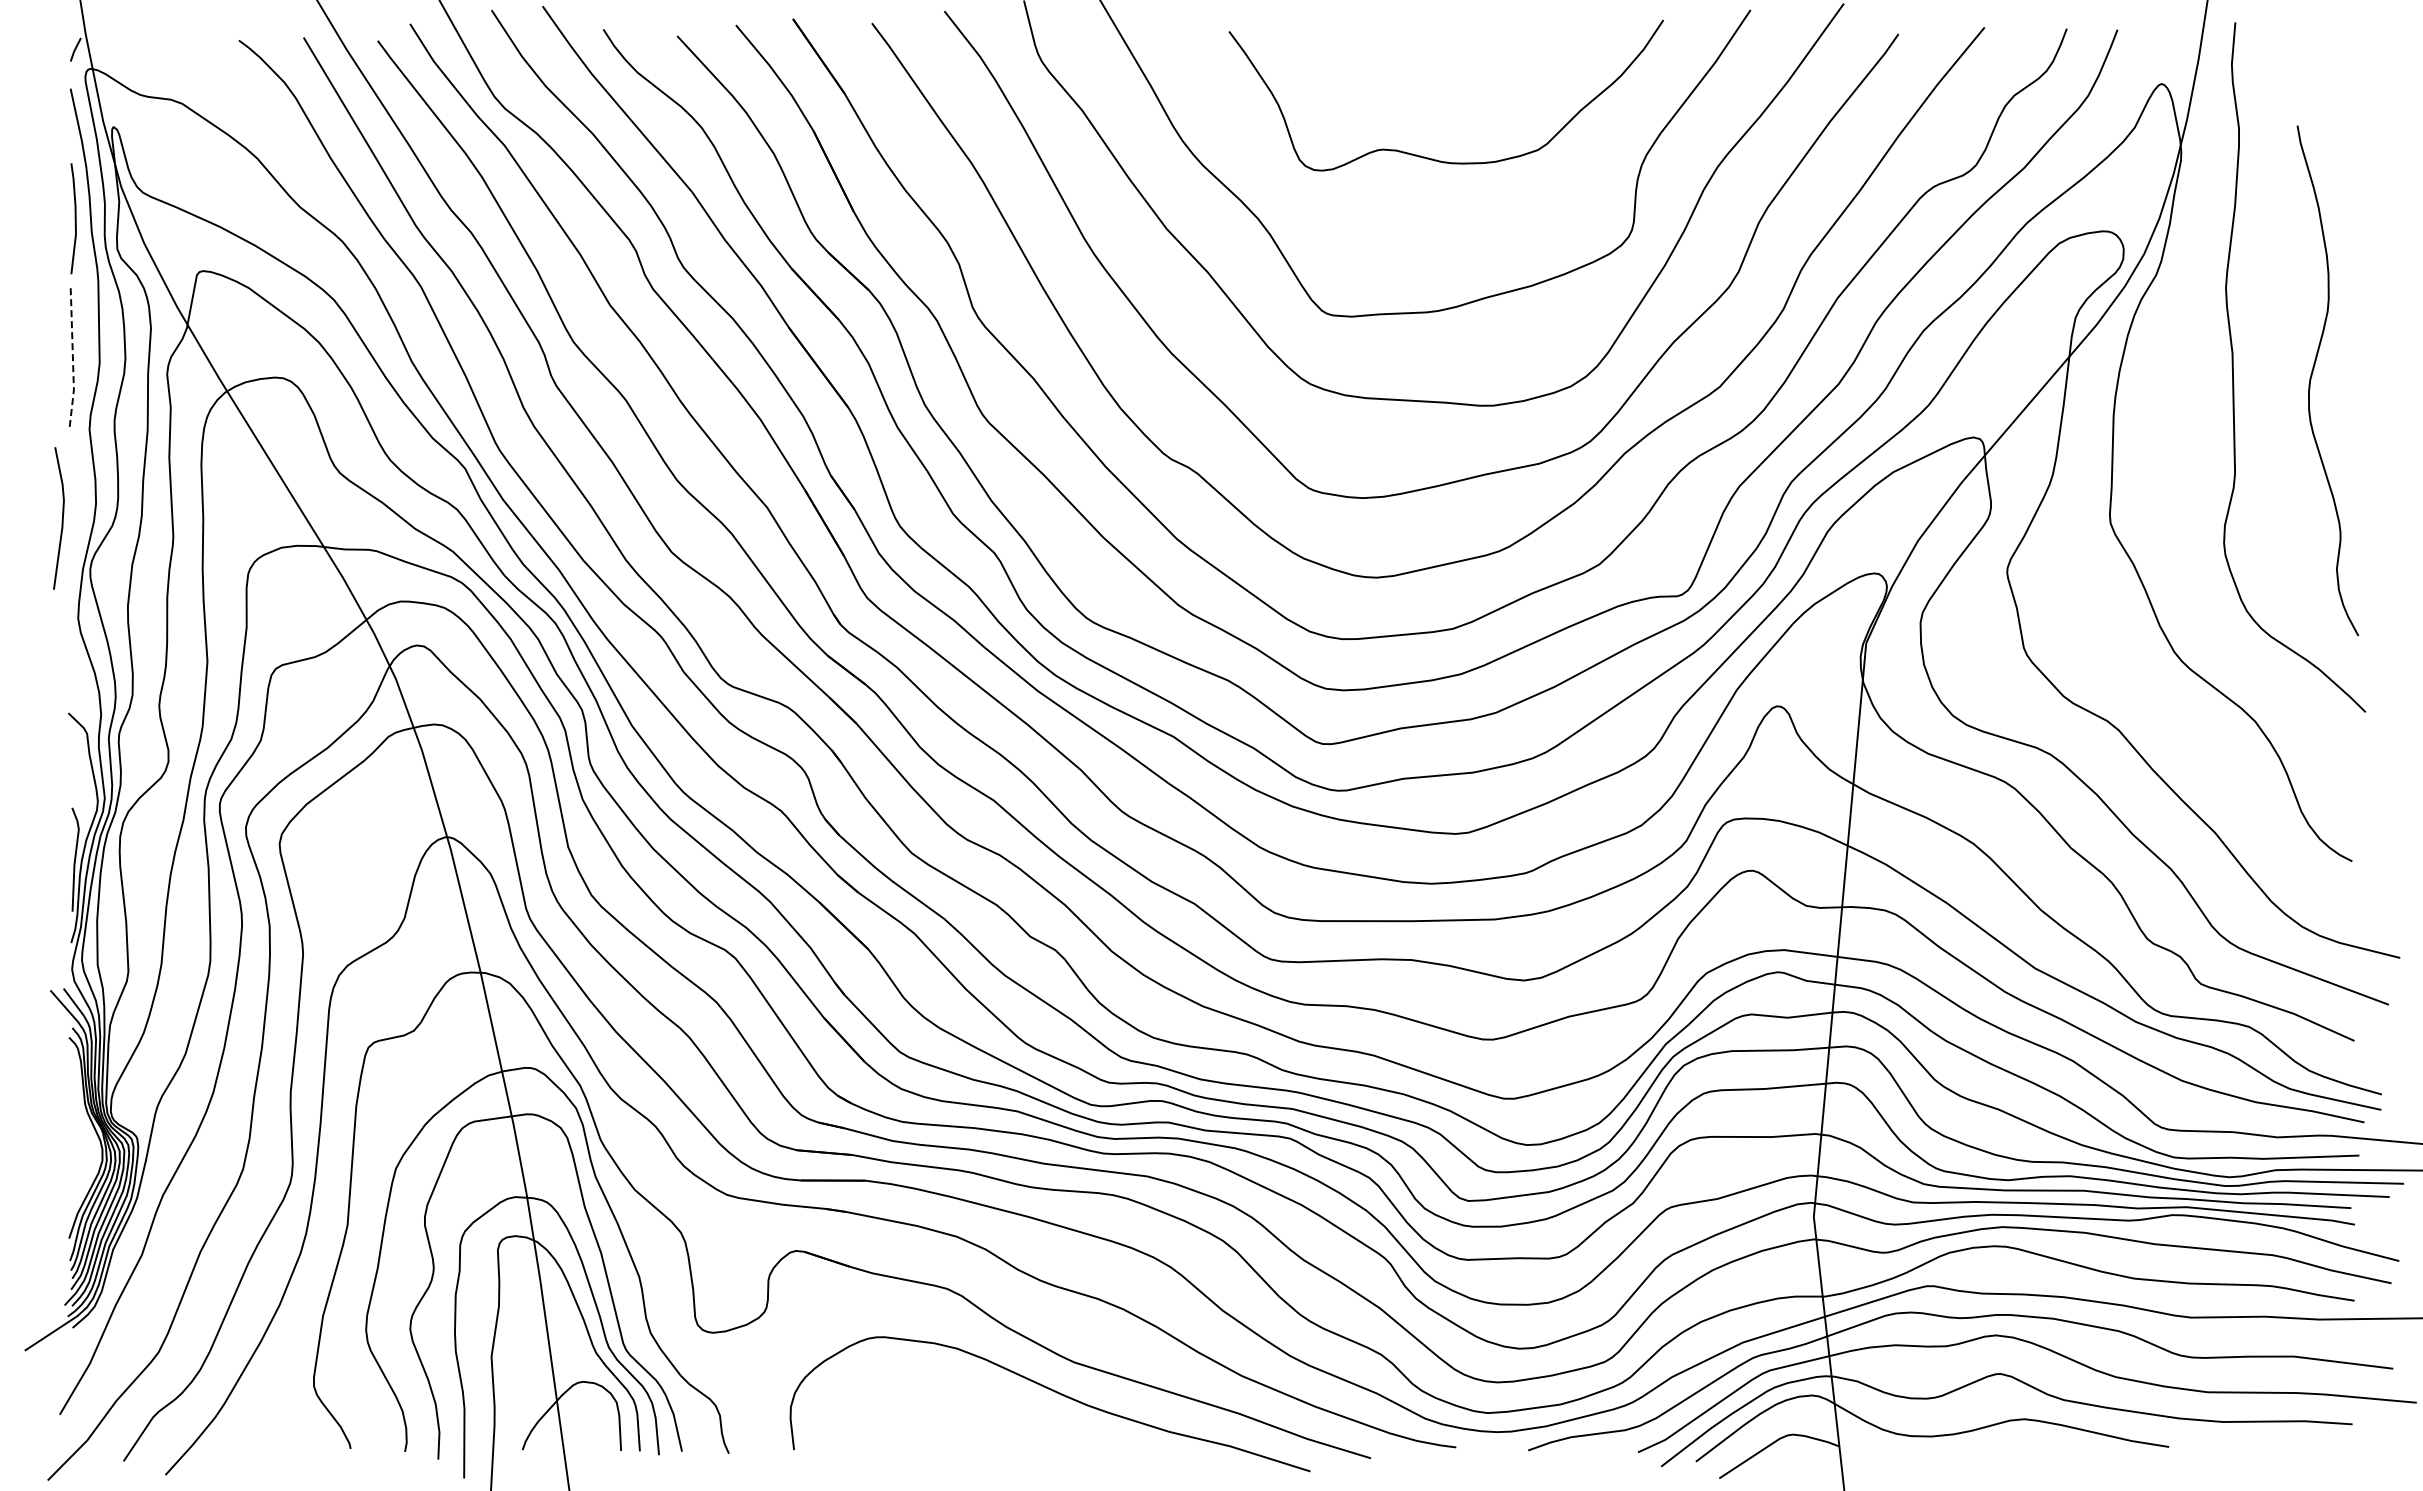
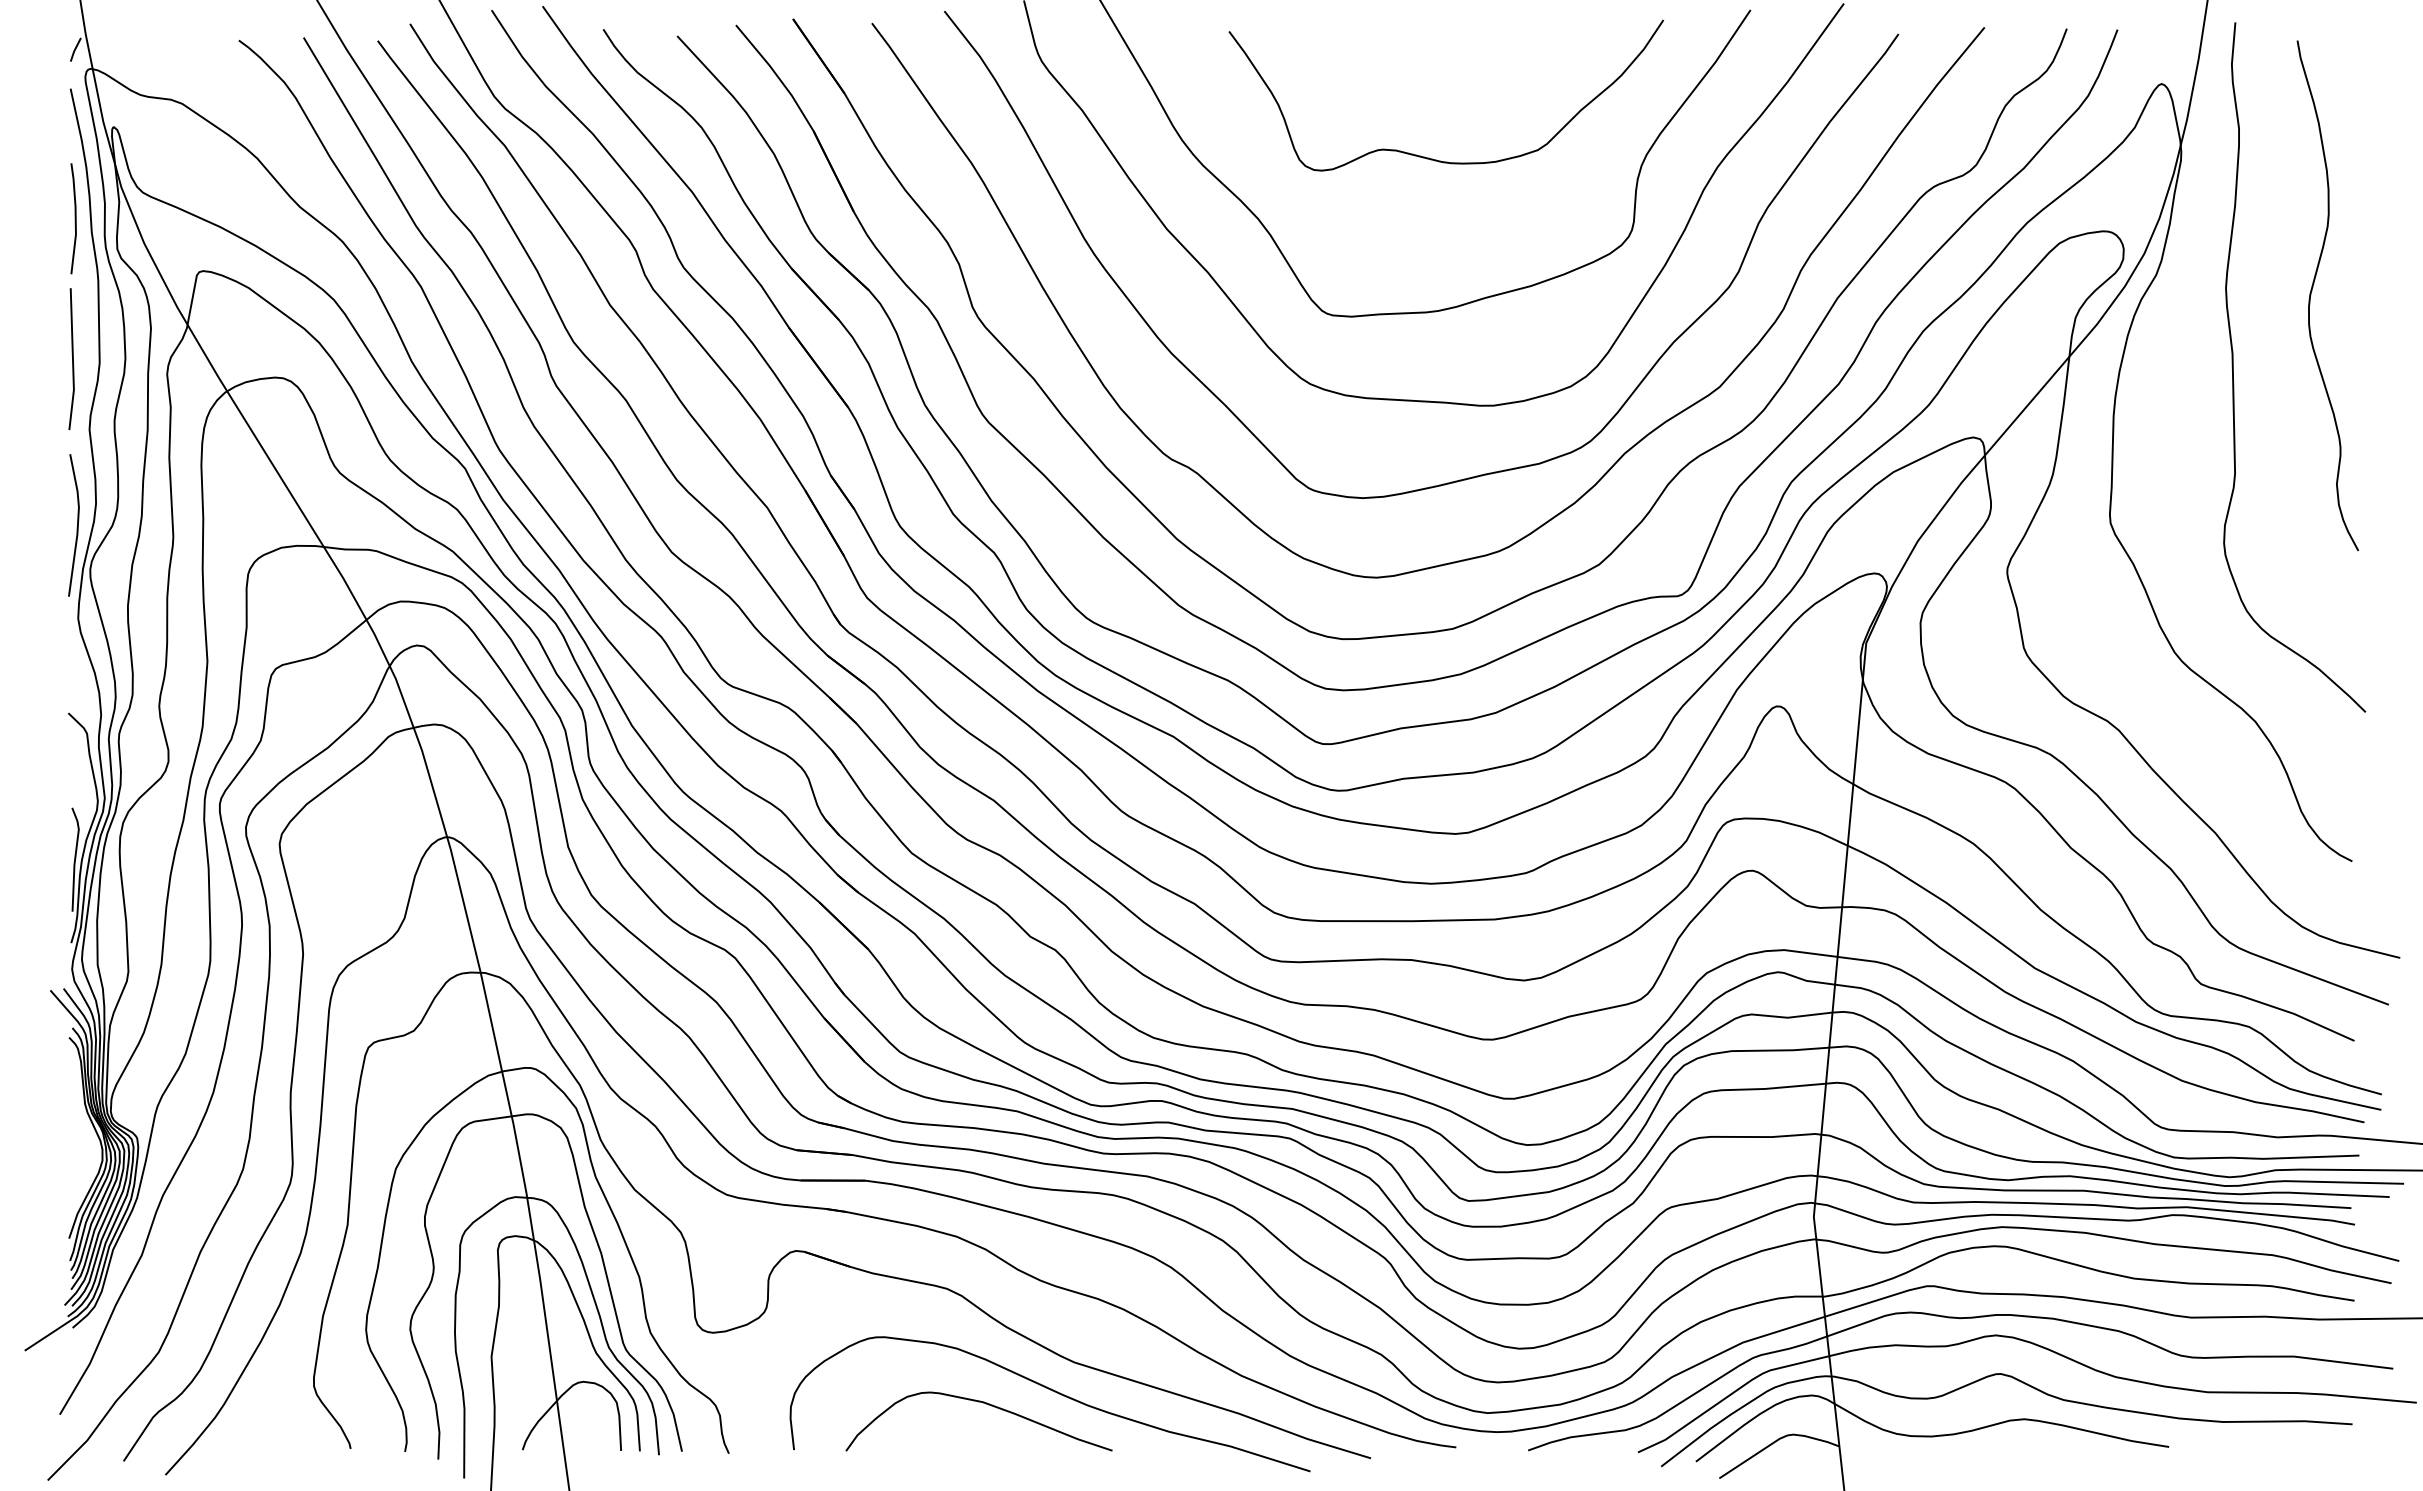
line: dashed -> solid (73, 360)
curve position: (2312, 376) -> (2312, 291) (2312, 291)
line position: (61, 520) -> (76, 527) (76, 527)
curve: none -> present (985, 1404)
